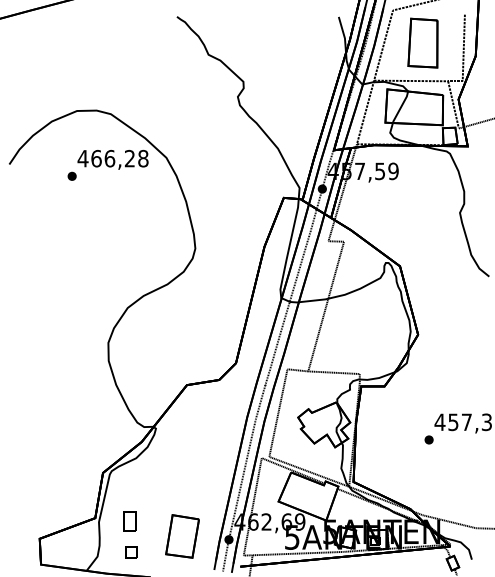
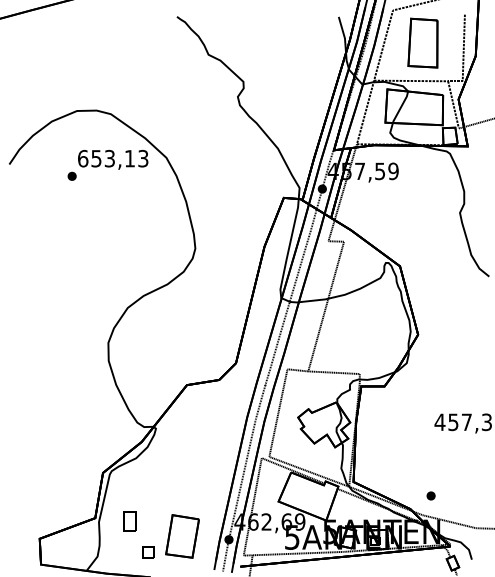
text: 466,28 -> 653,13 (112, 158)
part position: (428, 439) -> (430, 495) (430, 495)
part position: (131, 552) -> (148, 552) (148, 552)
